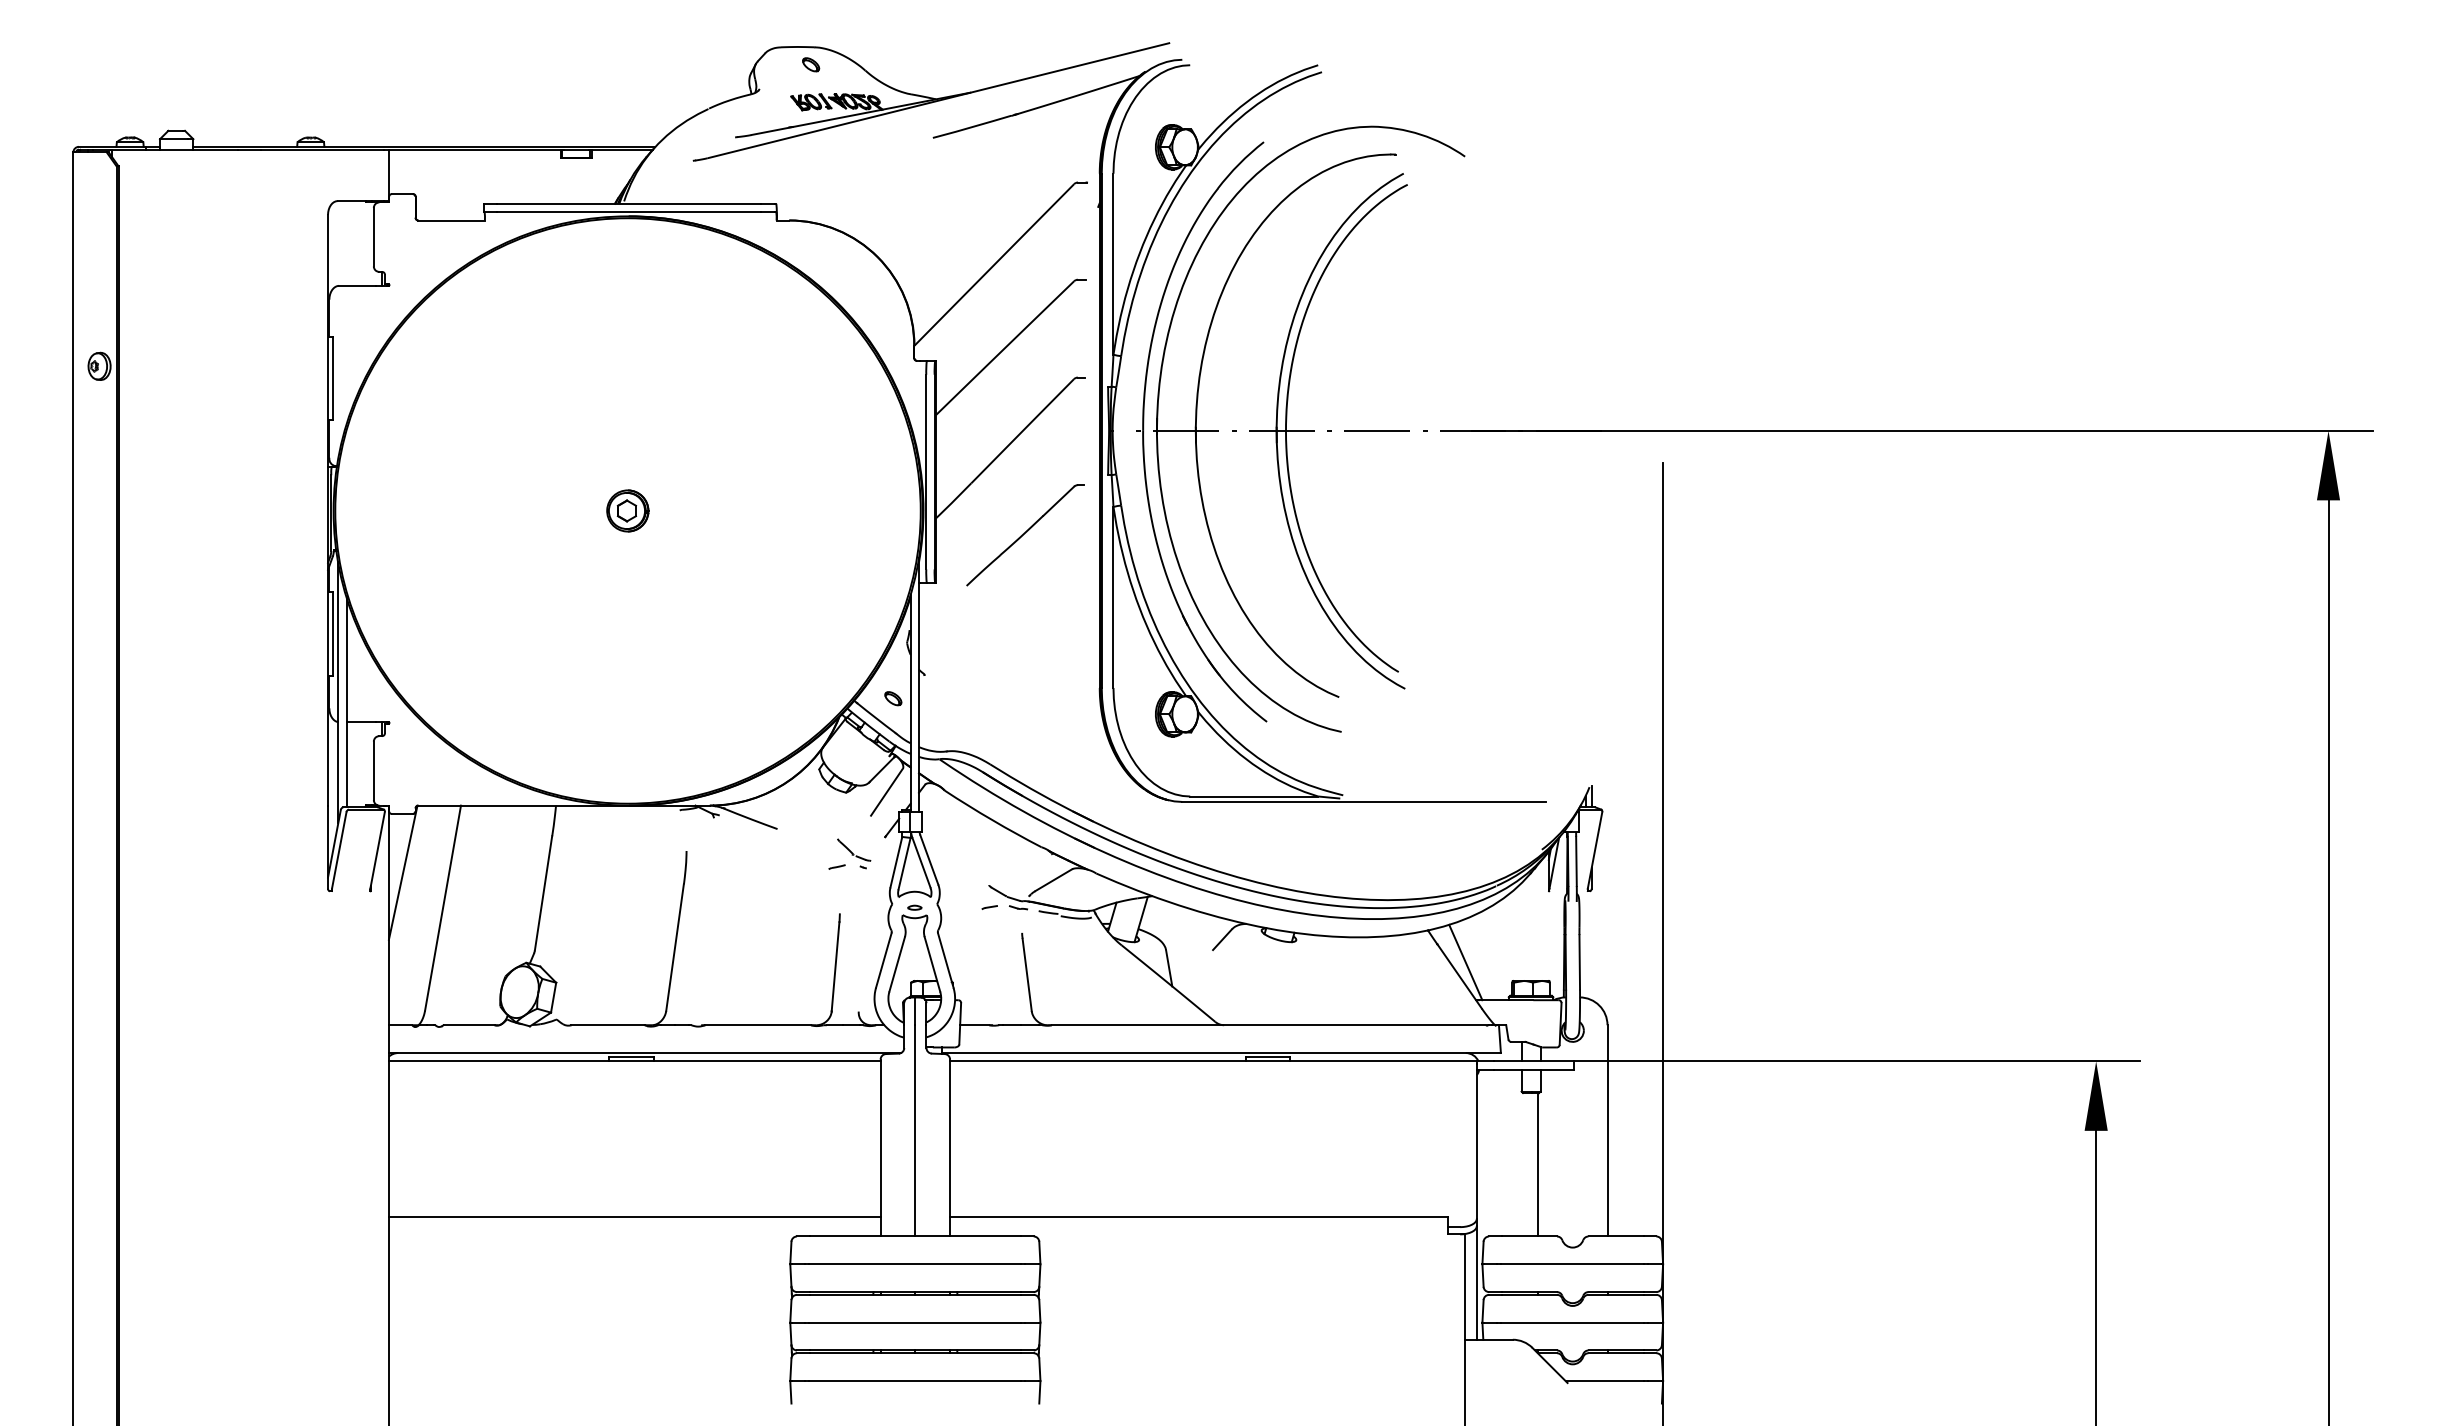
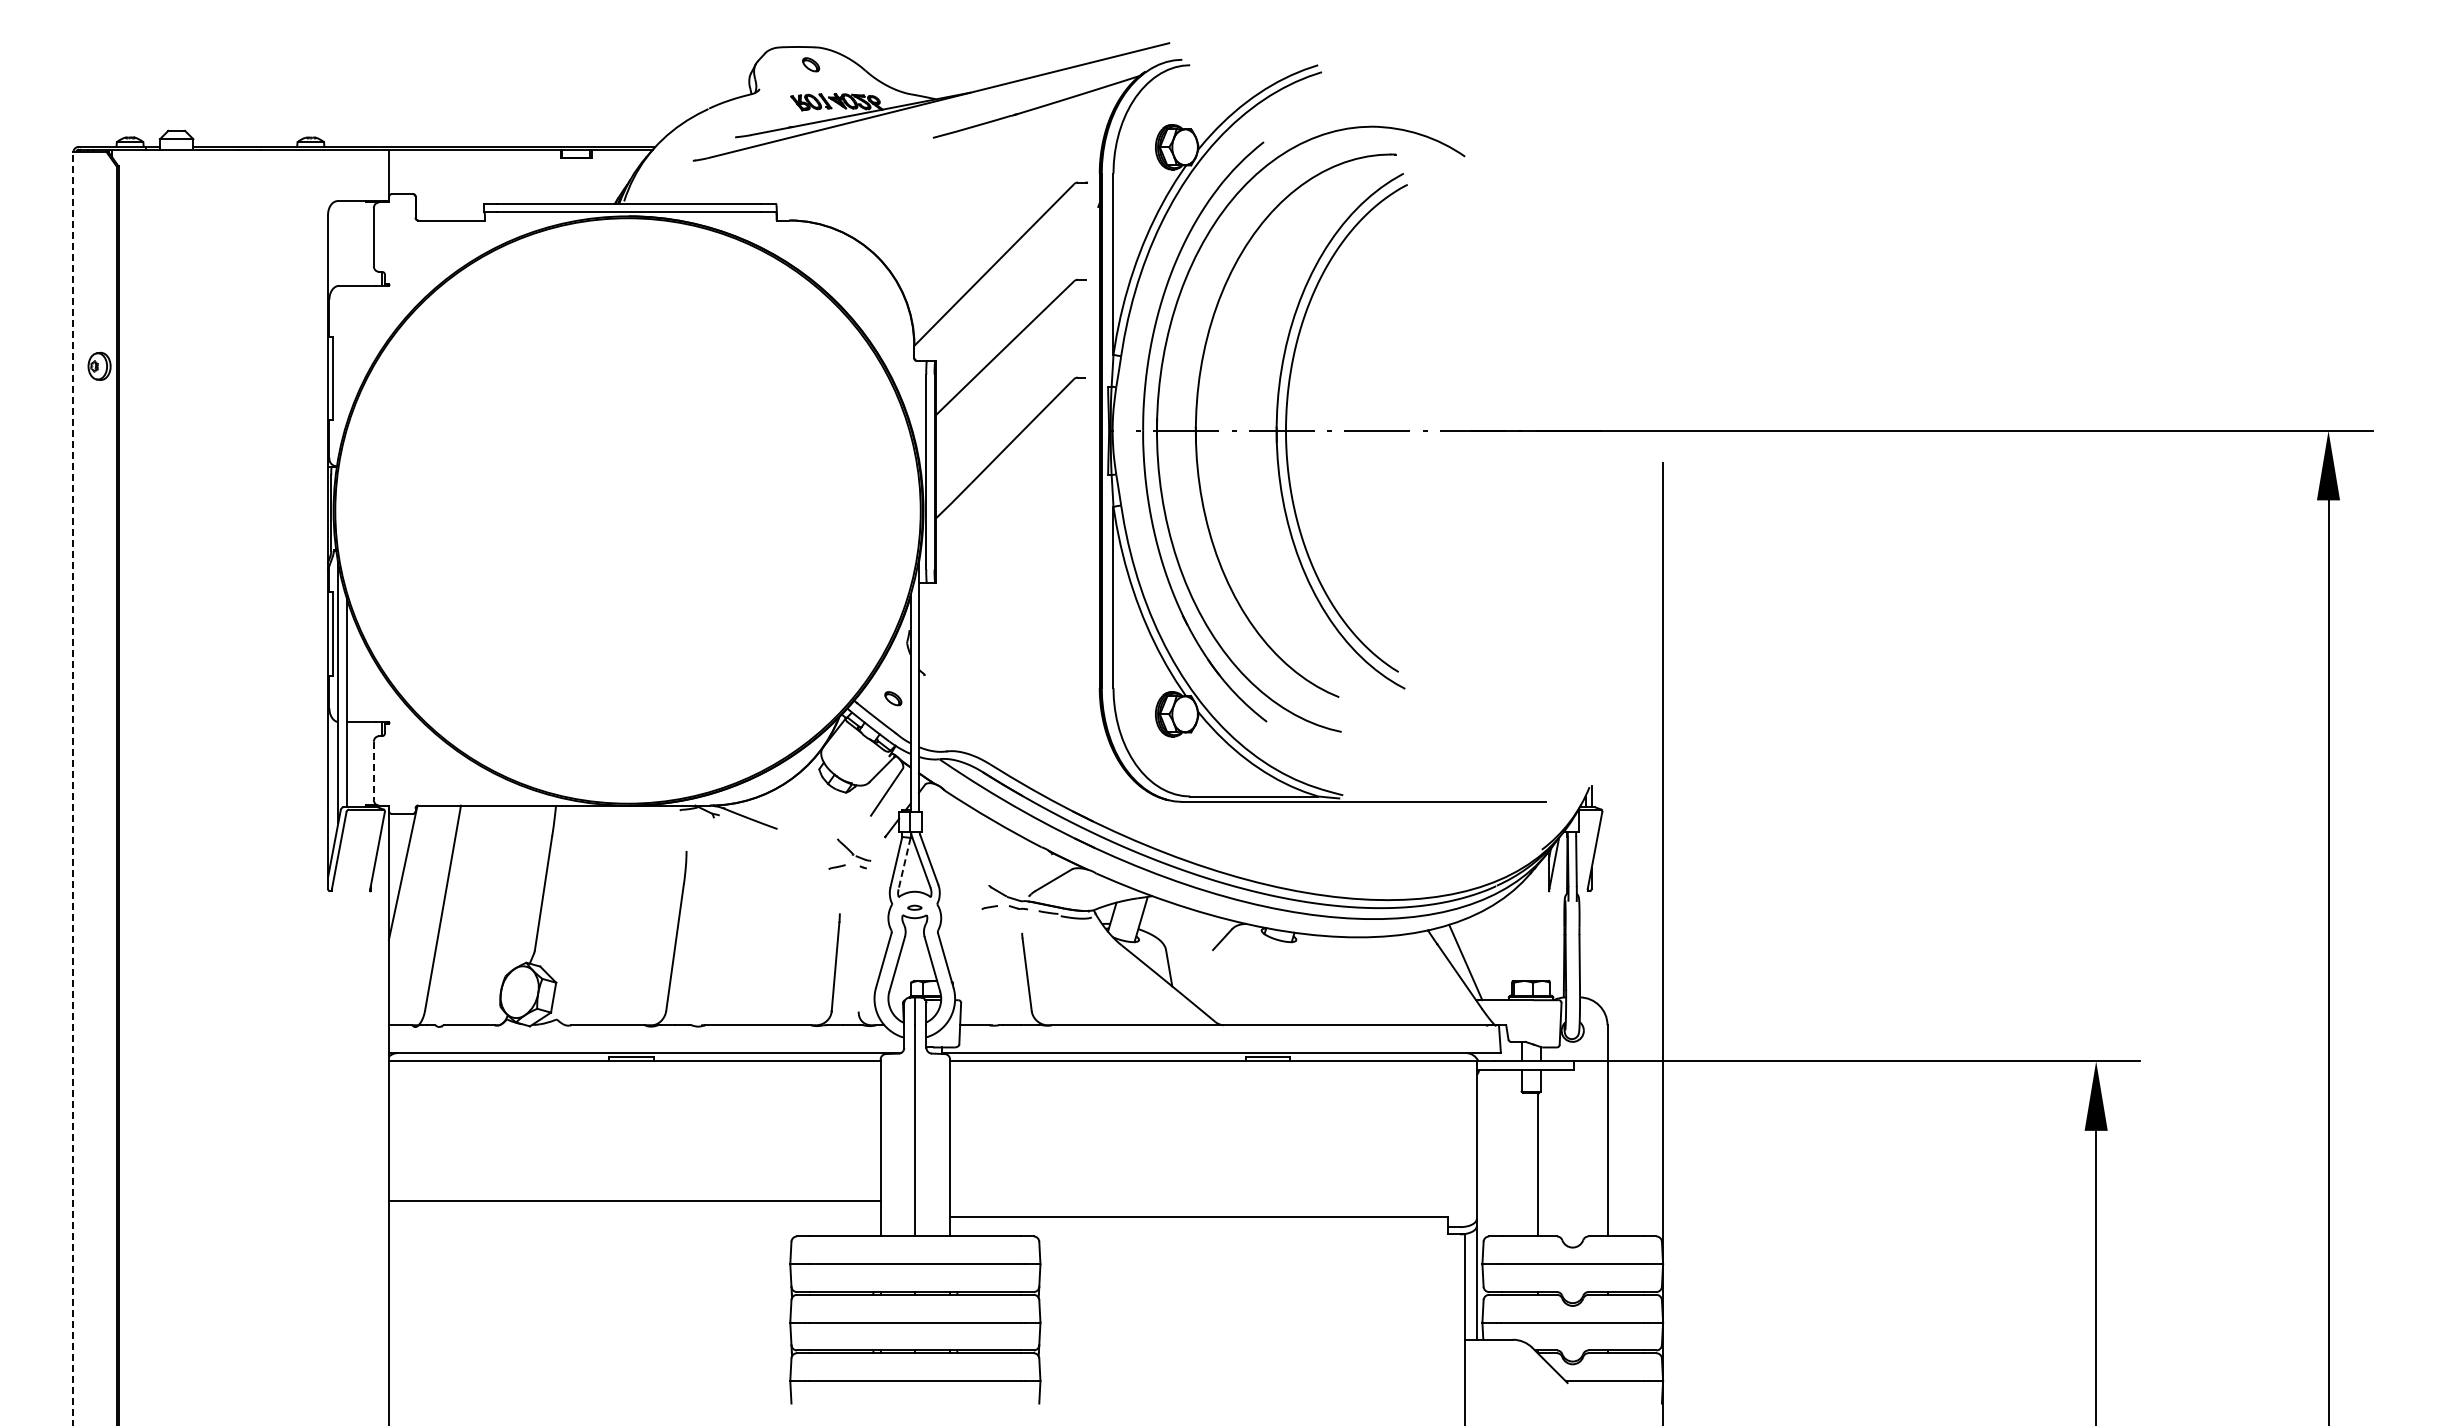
part: present -> none (627, 510)
part: present -> none (1025, 535)
line: solid -> dashed (373, 771)
line: solid -> dashed (73, 788)
line: solid -> dashed (904, 864)
line position: (634, 1217) -> (634, 1201) (634, 1201)
